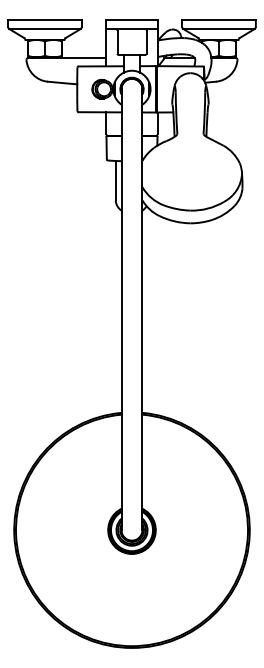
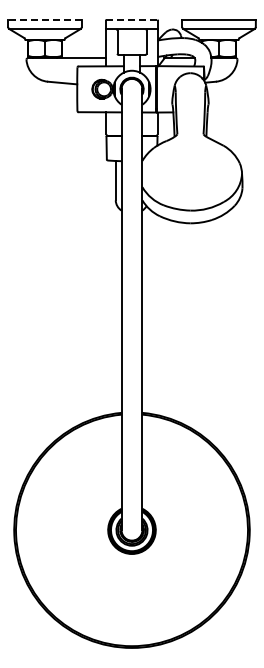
line: solid -> dashed (44, 20)
line: solid -> dashed (132, 20)
